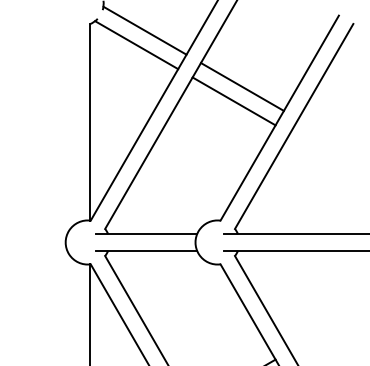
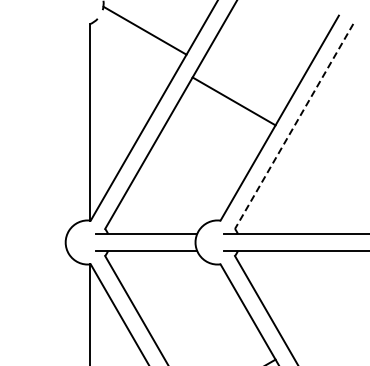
line: present -> none (136, 45)
line: present -> none (241, 86)
line: solid -> dashed (293, 126)
